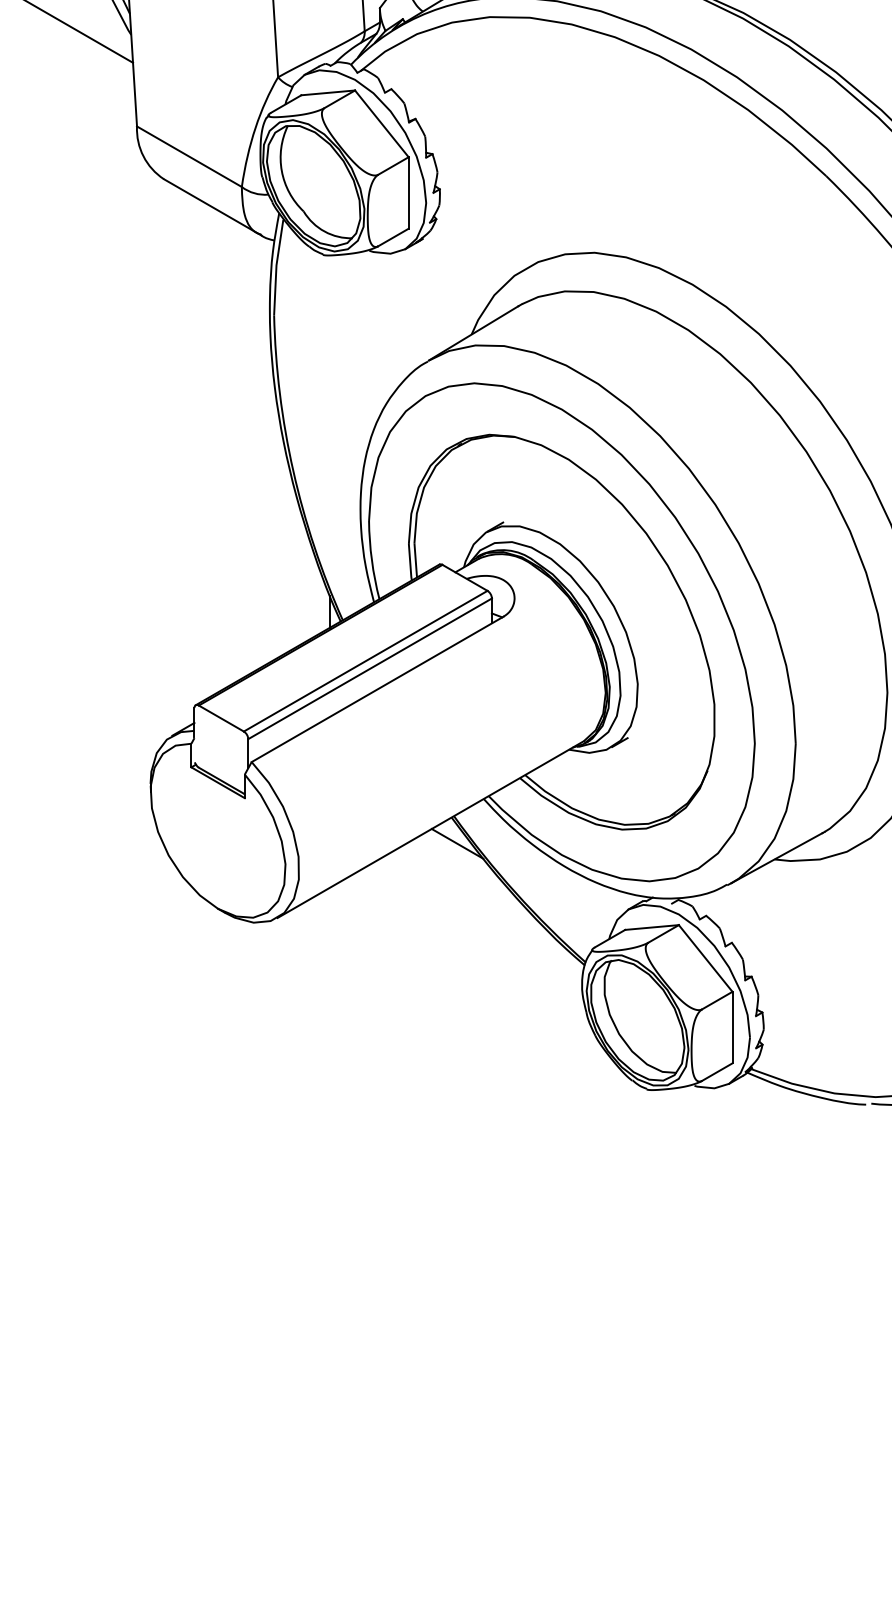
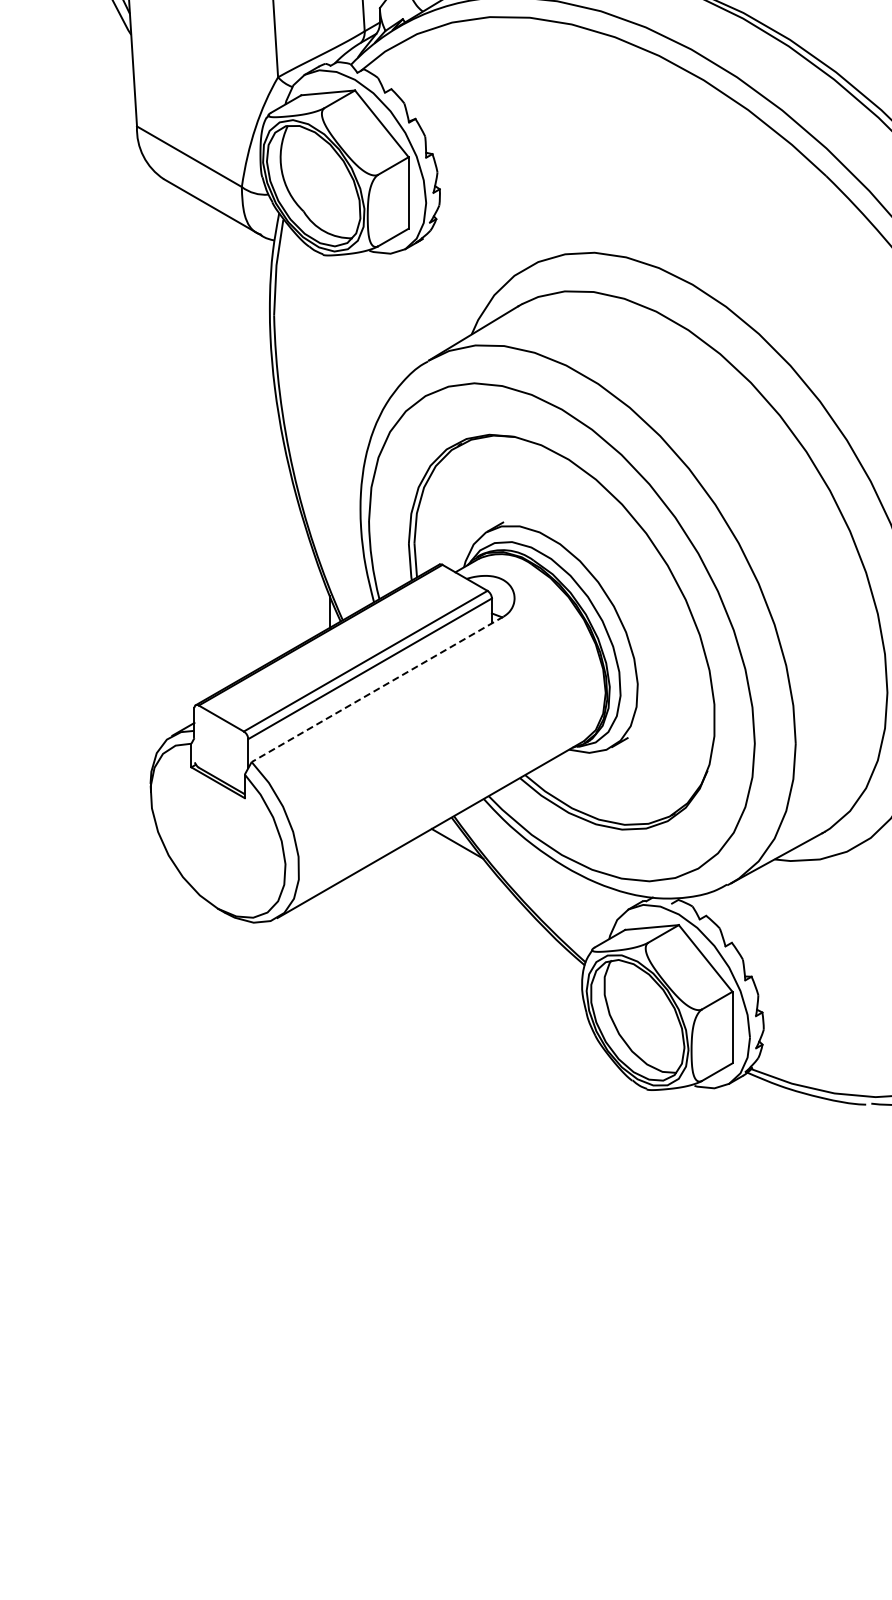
line: present -> none (80, 32)
line: solid -> dashed (377, 689)
